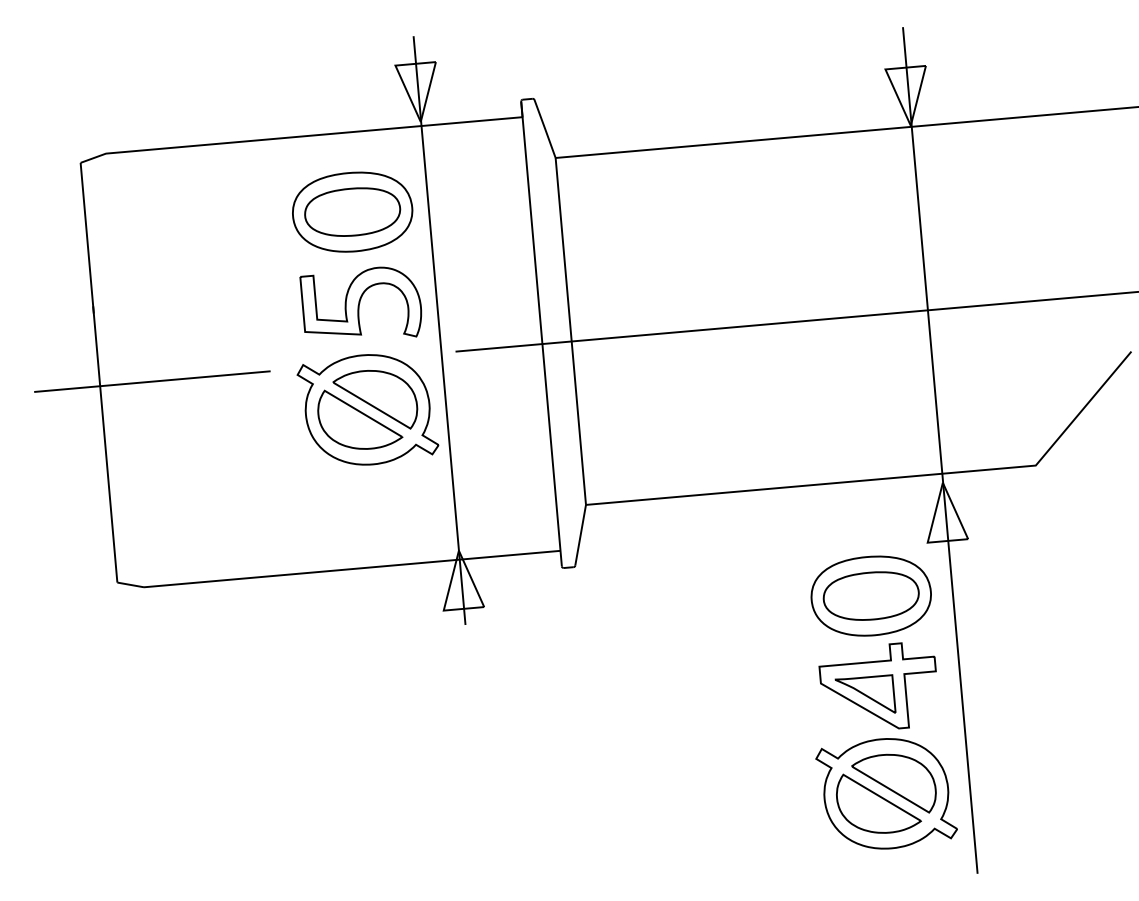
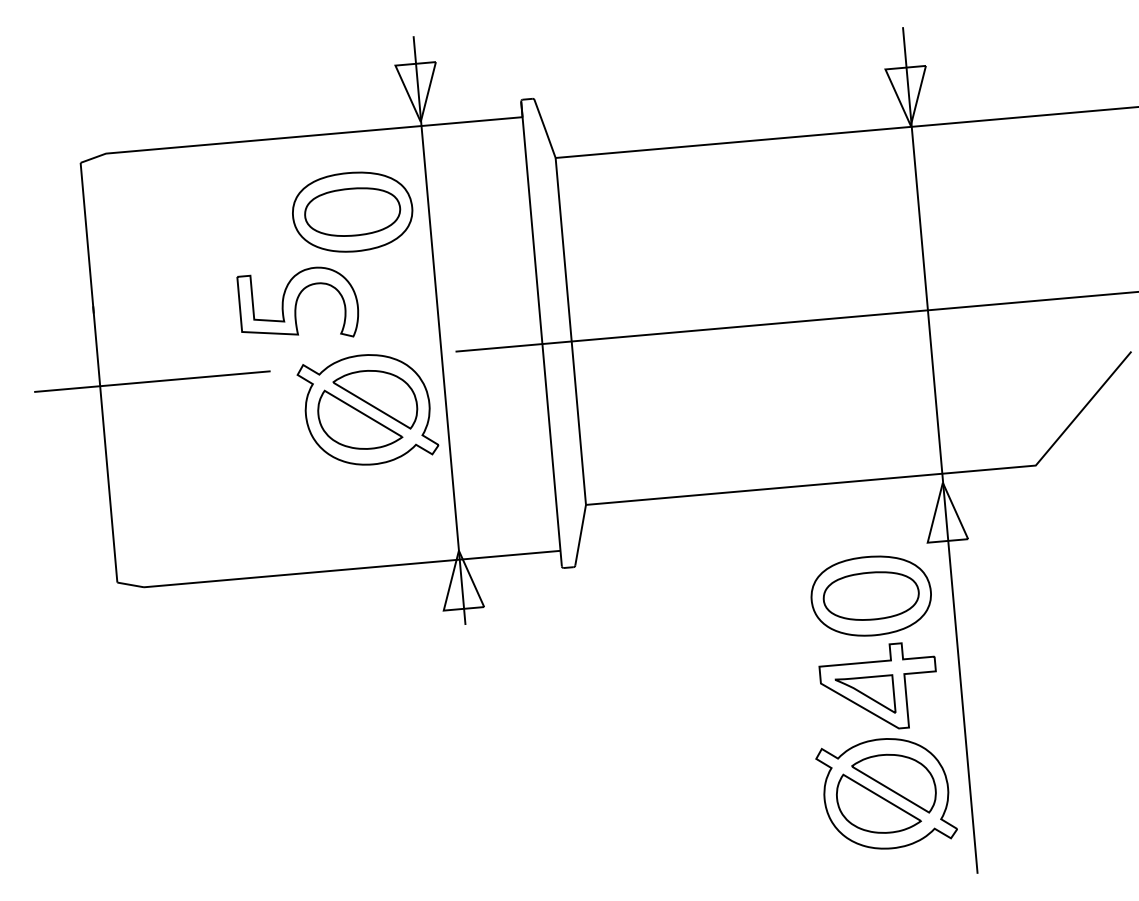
part position: (360, 301) -> (297, 301) (297, 301)
